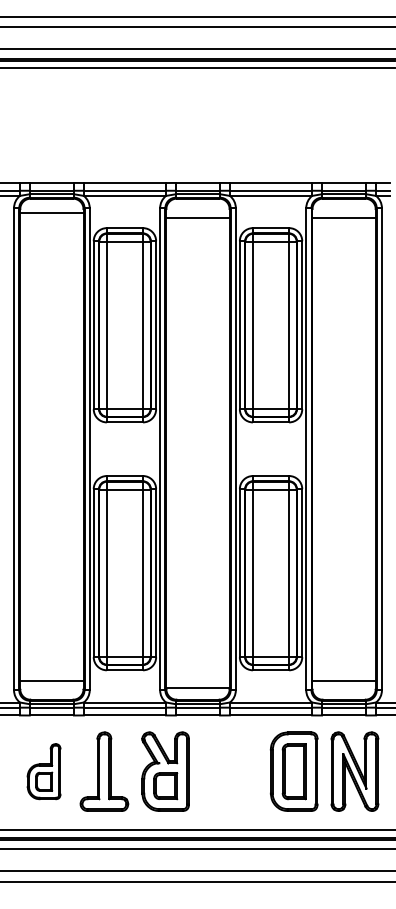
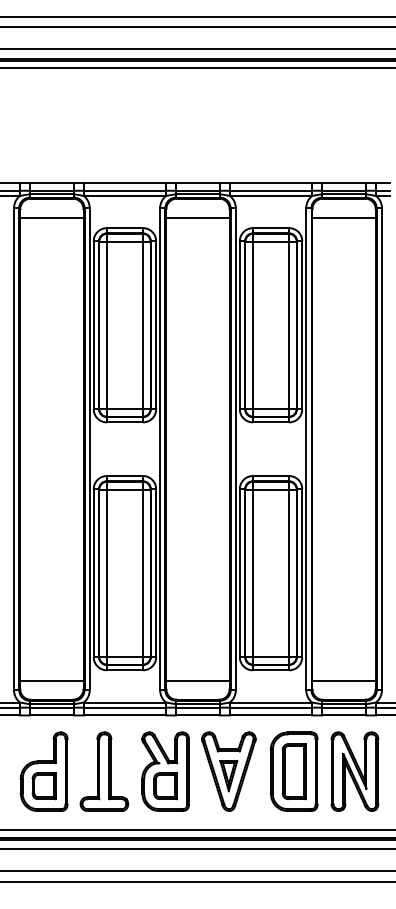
line position: (51, 212) -> (51, 217) (51, 217)
line position: (197, 687) -> (197, 680) (197, 680)
part size: 36x58 px -> 50x81 px (43, 771)
part: none -> present (228, 771)
